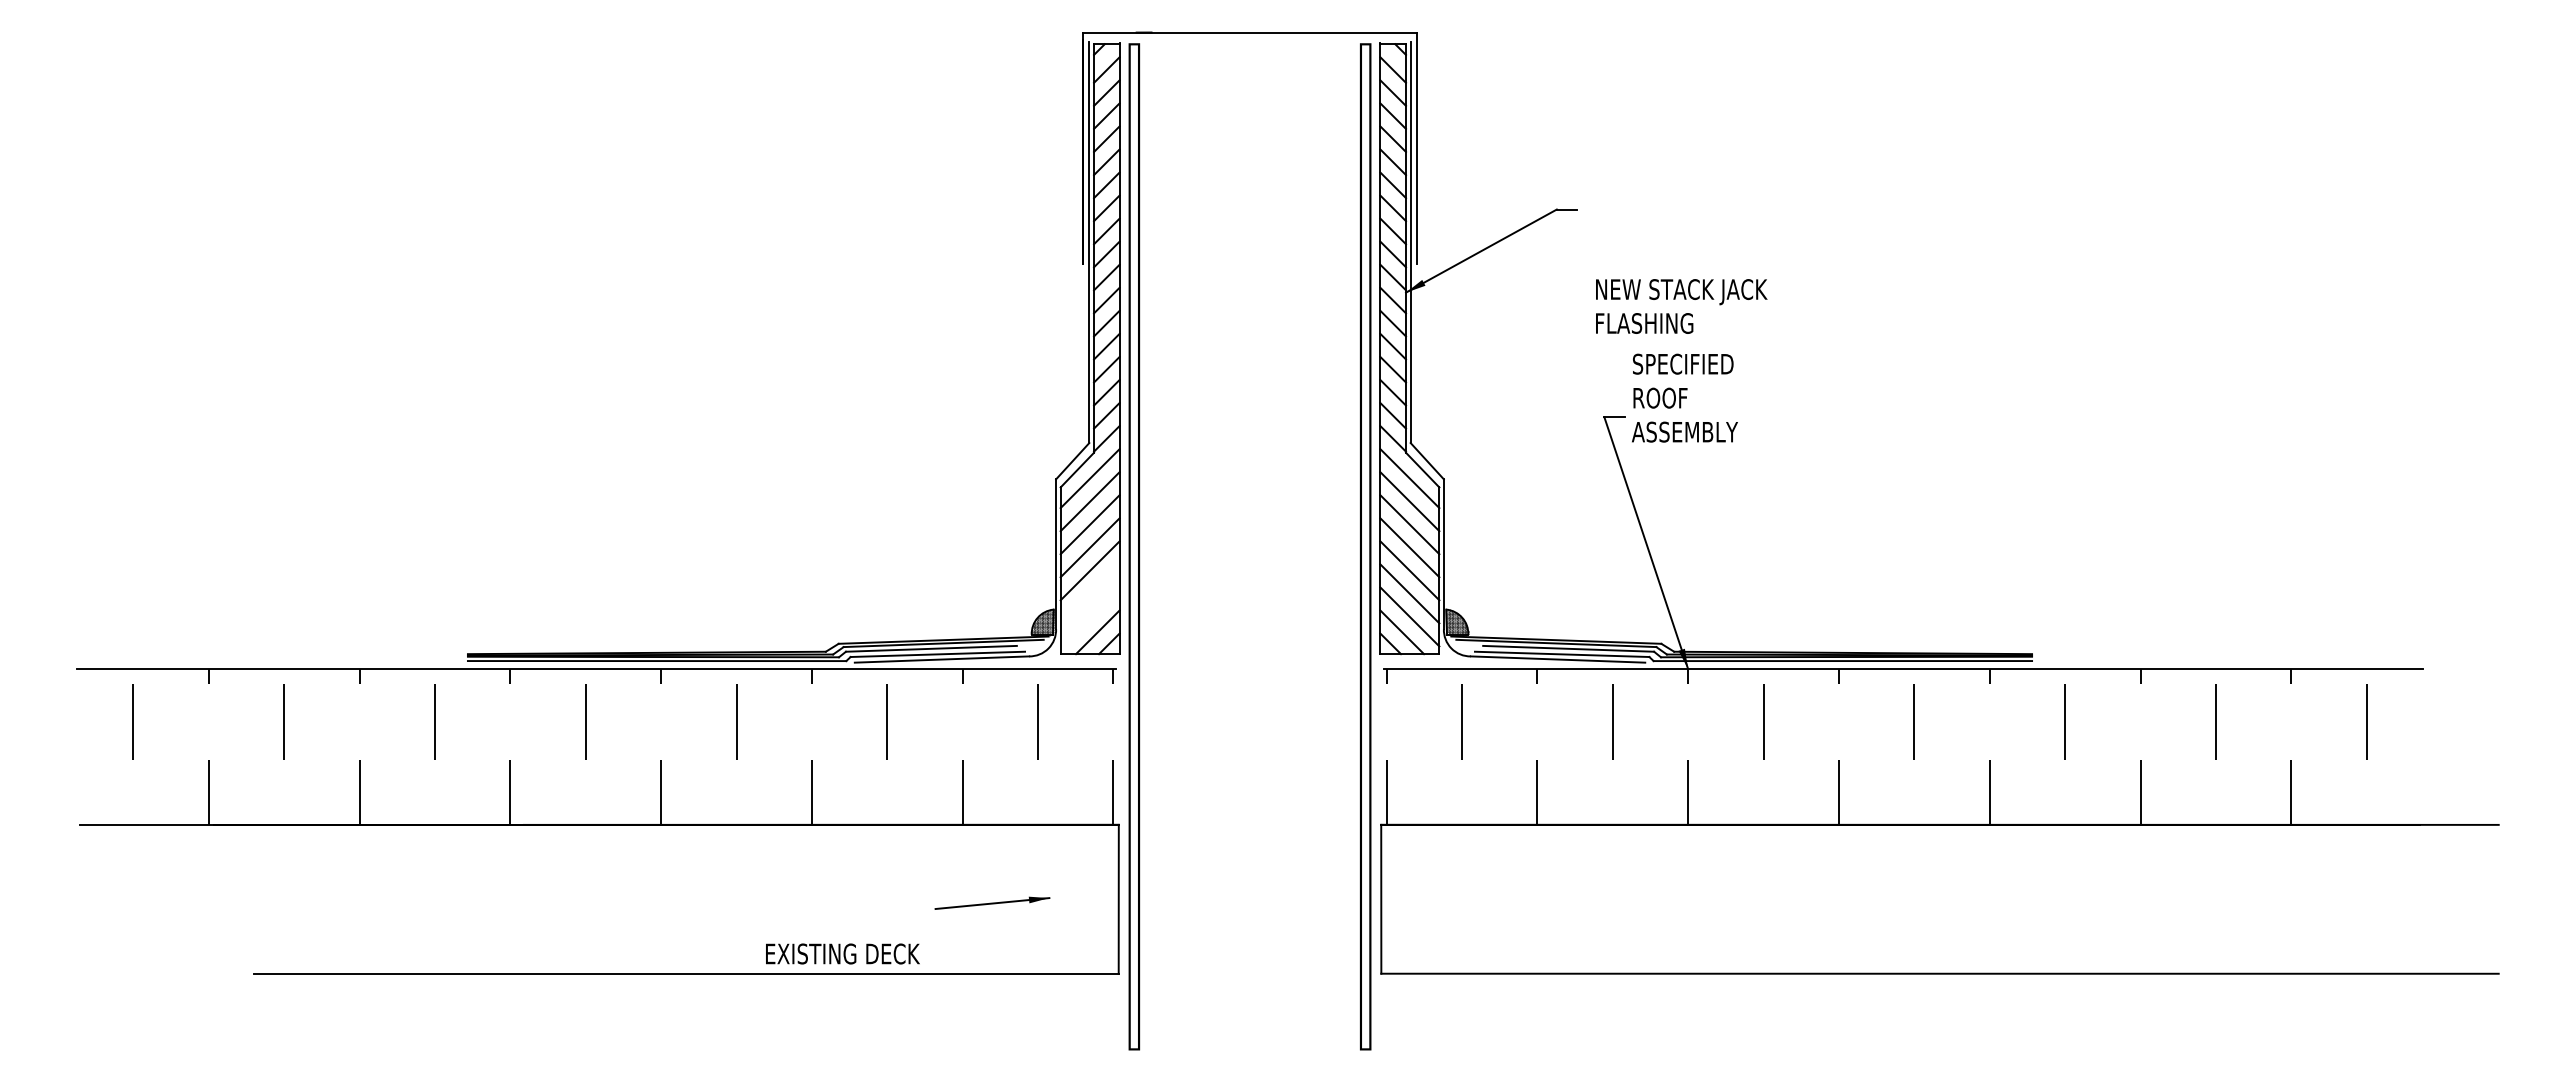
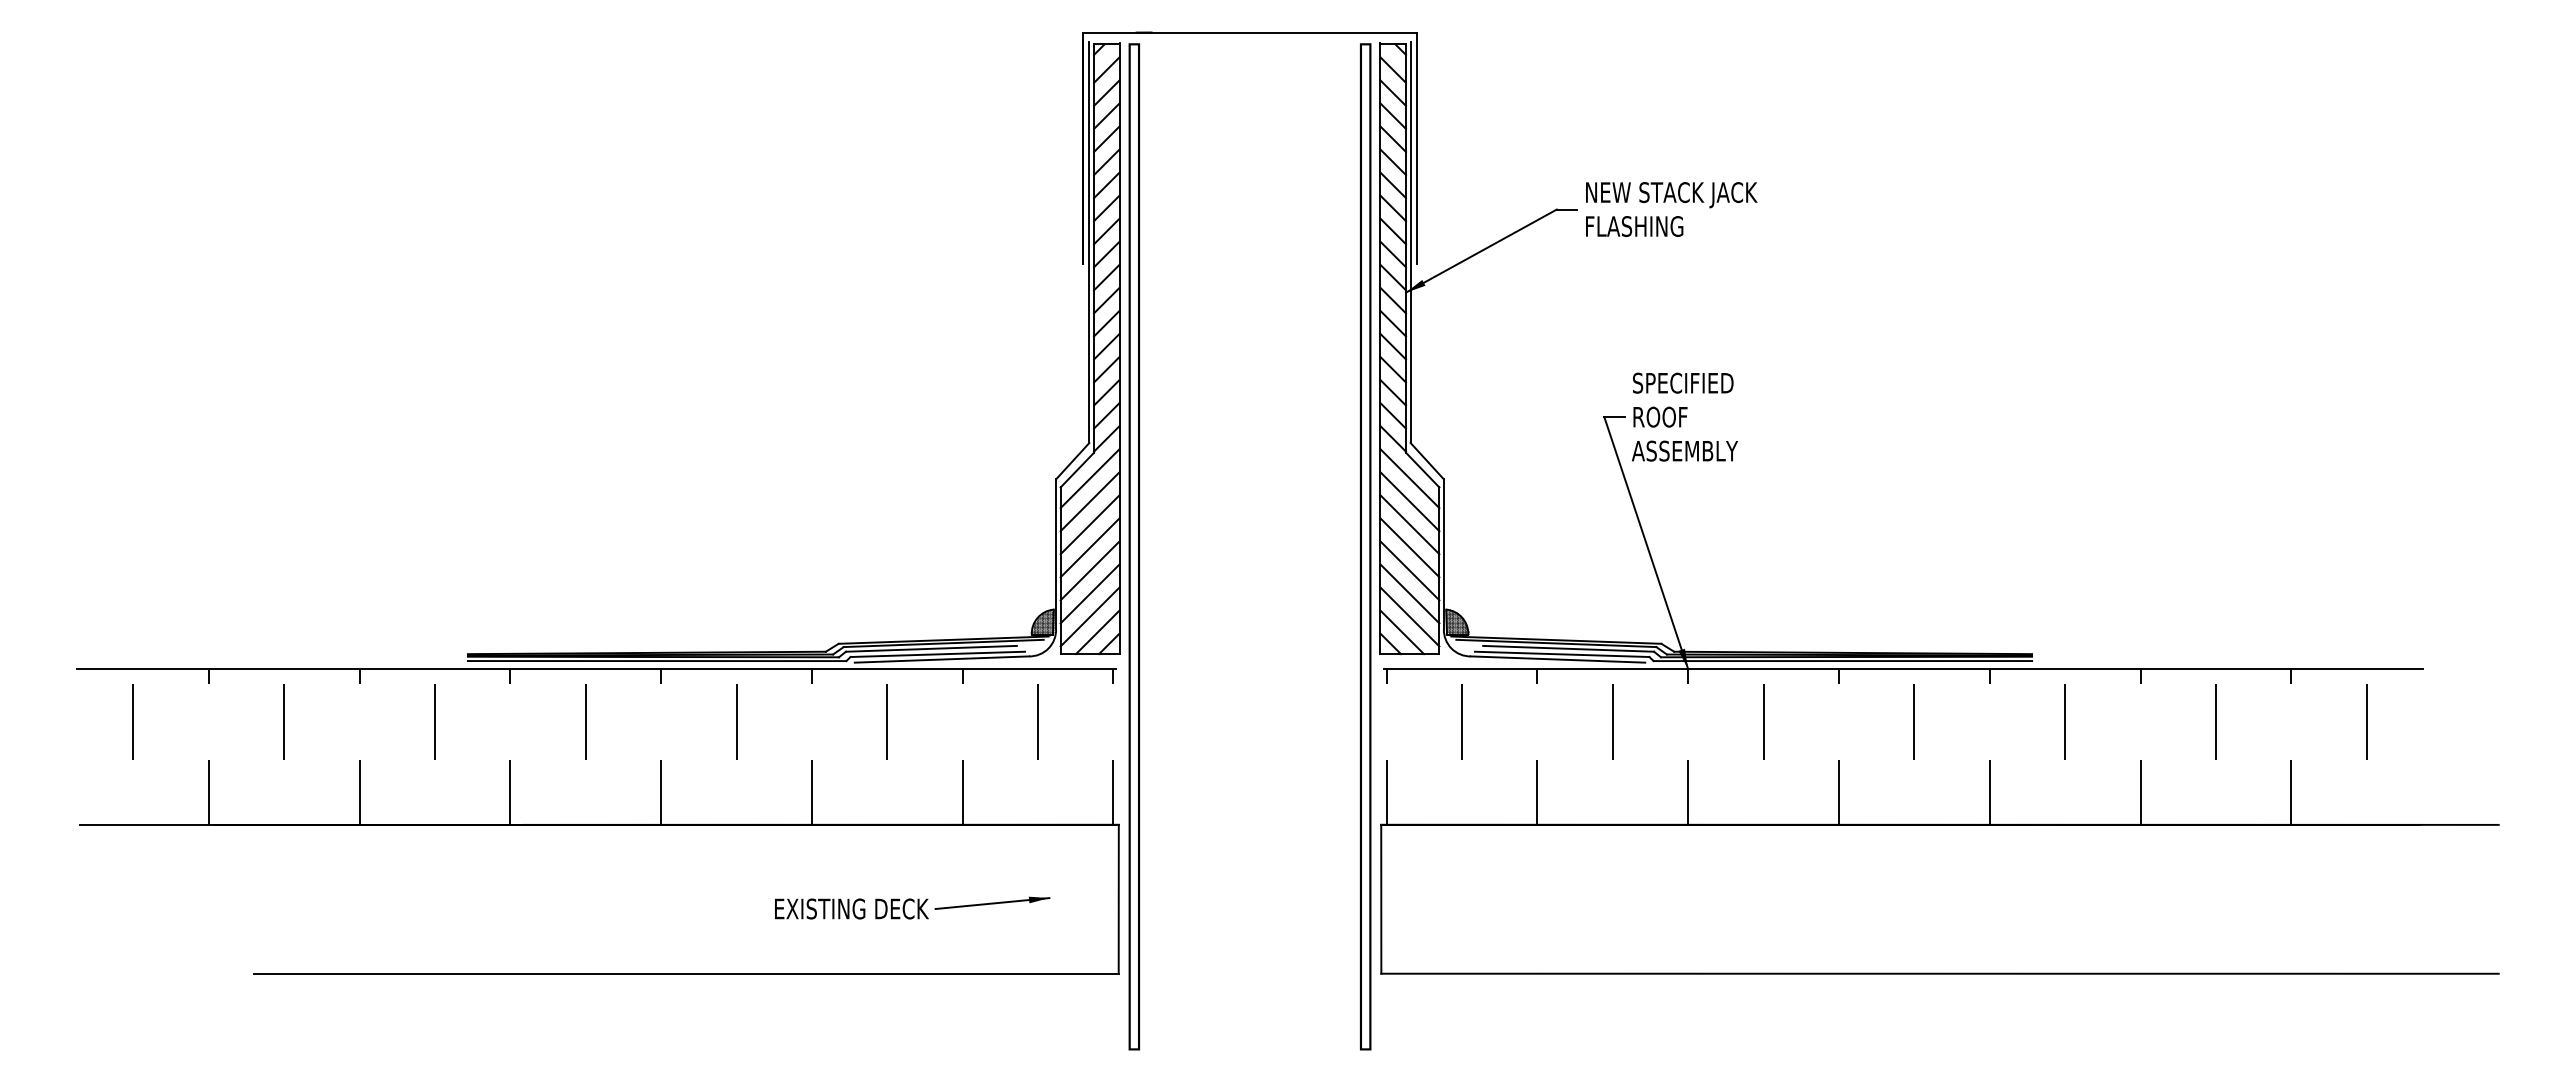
text position: (1681, 306) -> (1671, 209) (1671, 209)
text position: (1684, 397) -> (1684, 416) (1684, 416)
line: none -> present (1089, 593)
line: none -> present (1089, 616)
text position: (842, 953) -> (851, 908) (851, 908)
